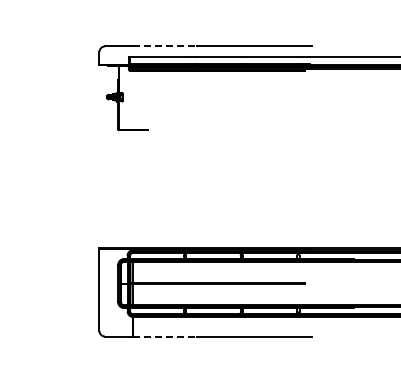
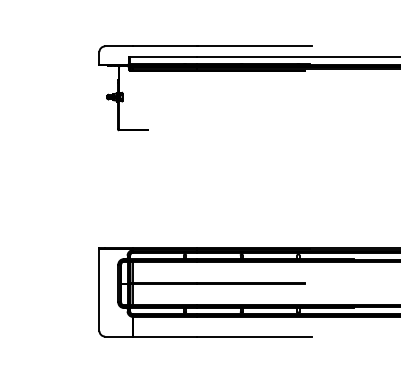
line: dashed -> solid (165, 46)
line: dashed -> solid (165, 336)
